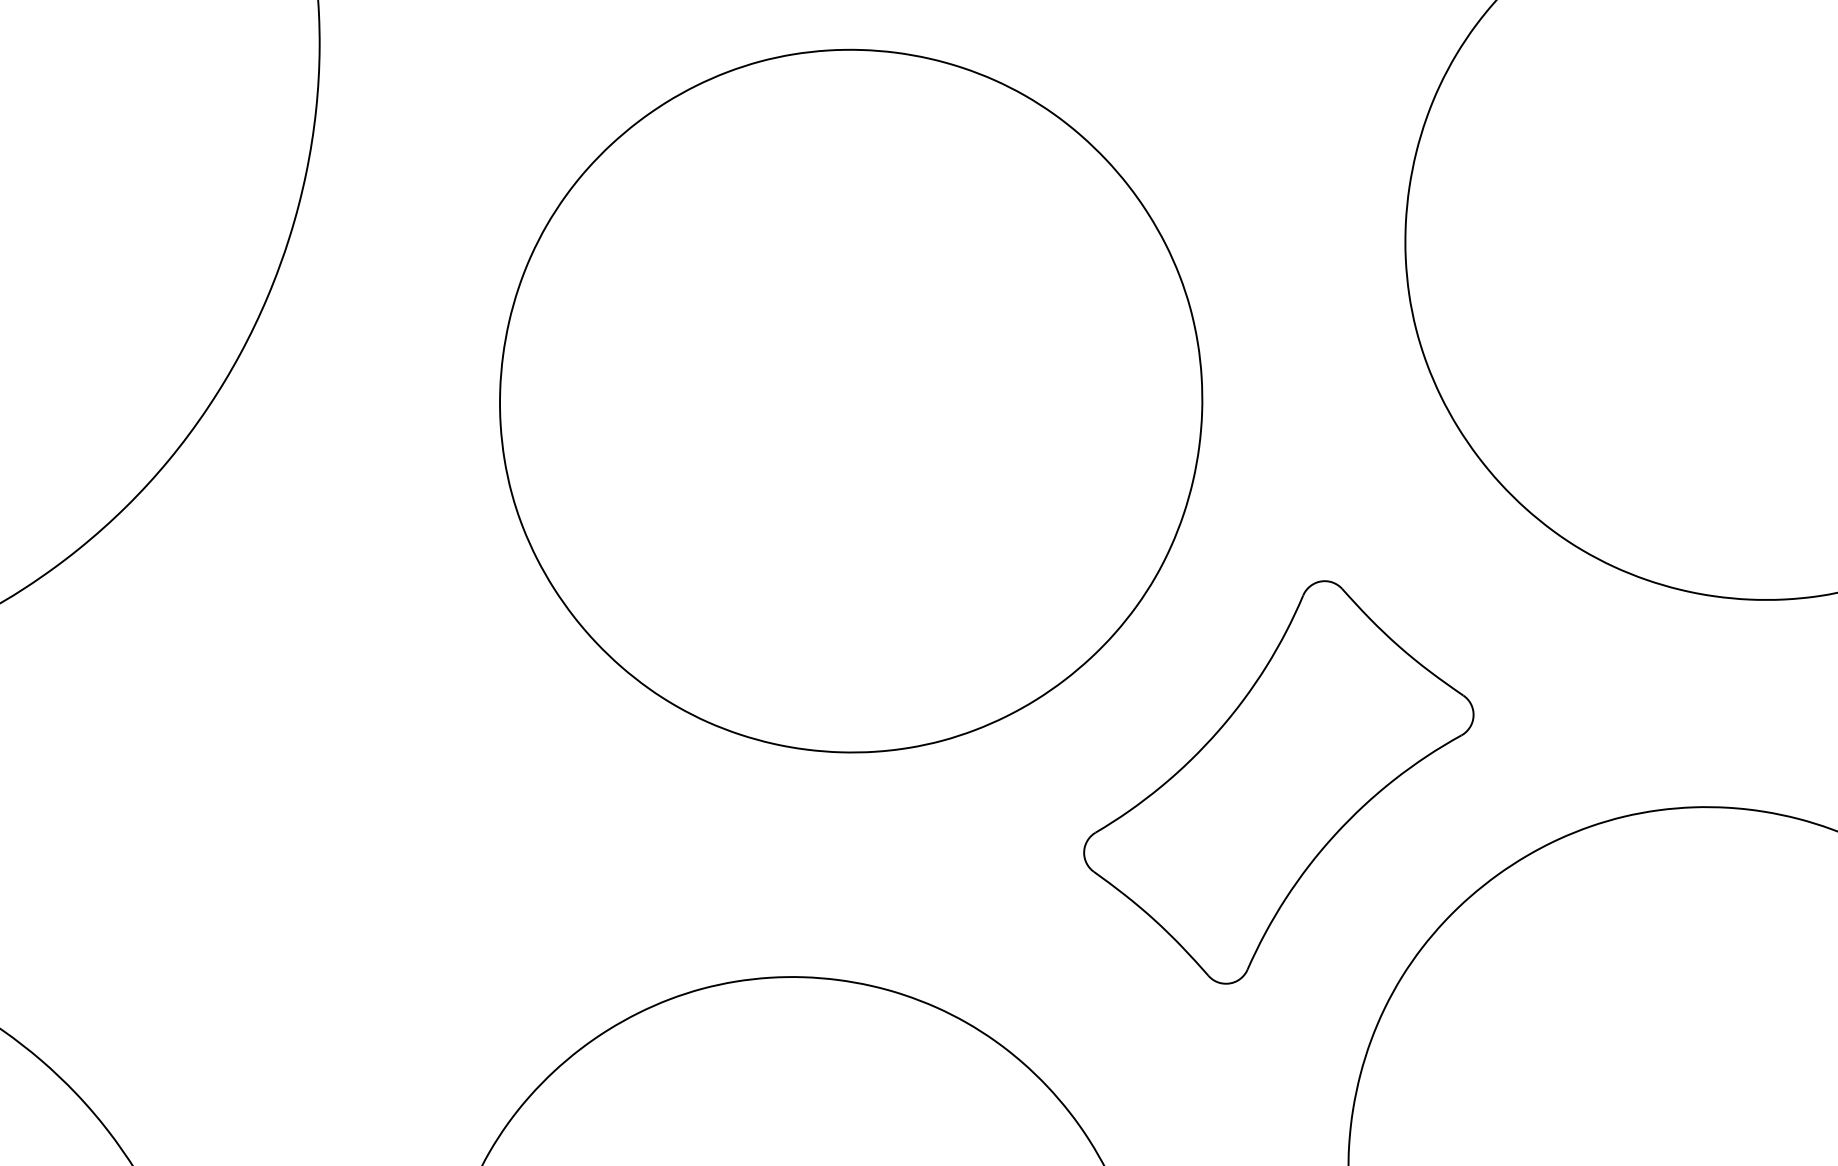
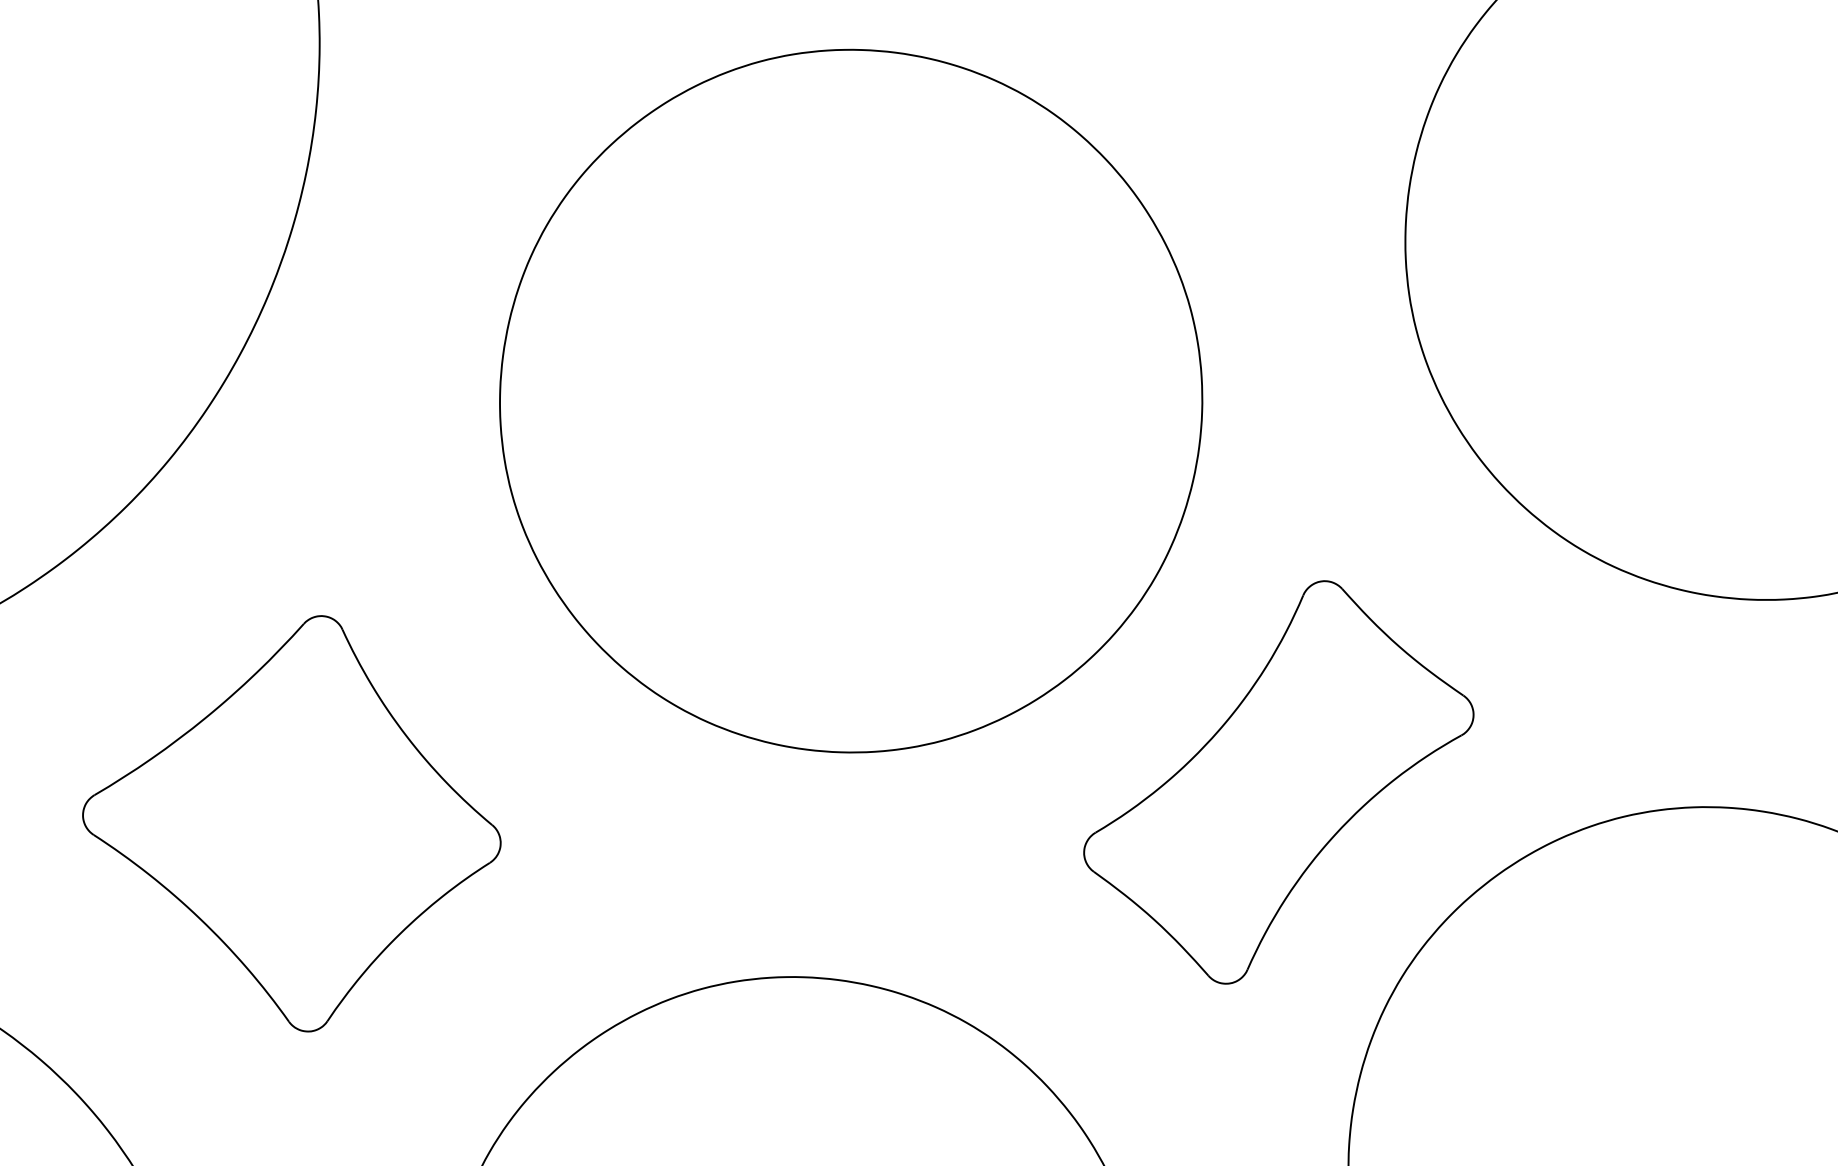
part: none -> present (291, 823)
